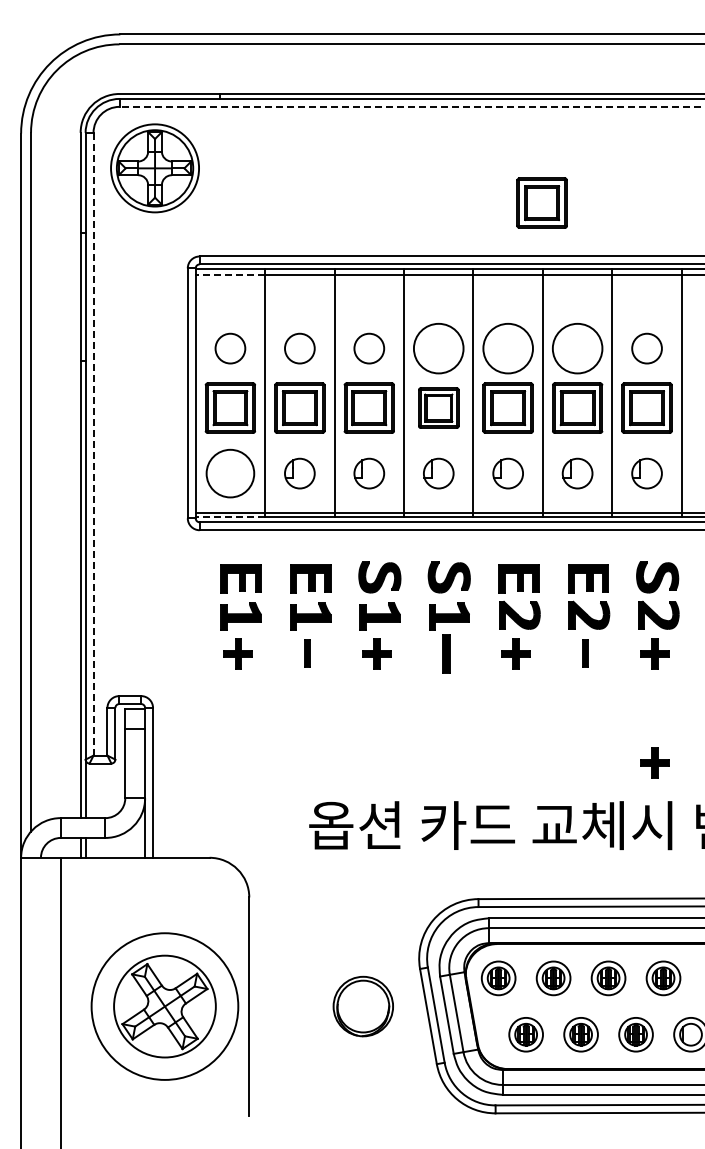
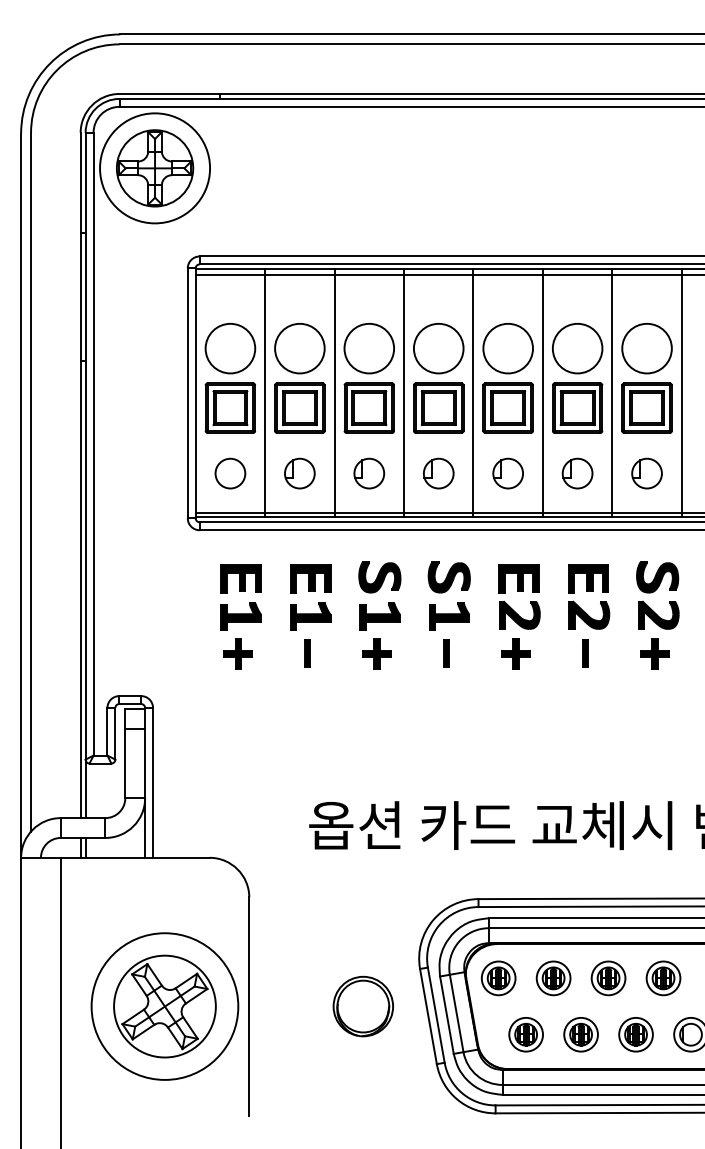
line: dashed -> solid (411, 106)
circle diameter: 88 px -> 110 px (155, 168)
part: present -> none (541, 202)
line: dashed -> solid (230, 275)
circle diameter: 30 px -> 50 px (230, 348)
circle diameter: 30 px -> 50 px (299, 348)
circle diameter: 30 px -> 50 px (369, 348)
circle diameter: 30 px -> 50 px (646, 348)
part size: 42x42 px -> 52x52 px (438, 407)
line: dashed -> solid (93, 444)
circle diameter: 48 px -> 30 px (230, 473)
line: dashed -> solid (230, 517)
part size: 9x40 px -> 7x29 px (446, 653)
part: present -> none (654, 762)
